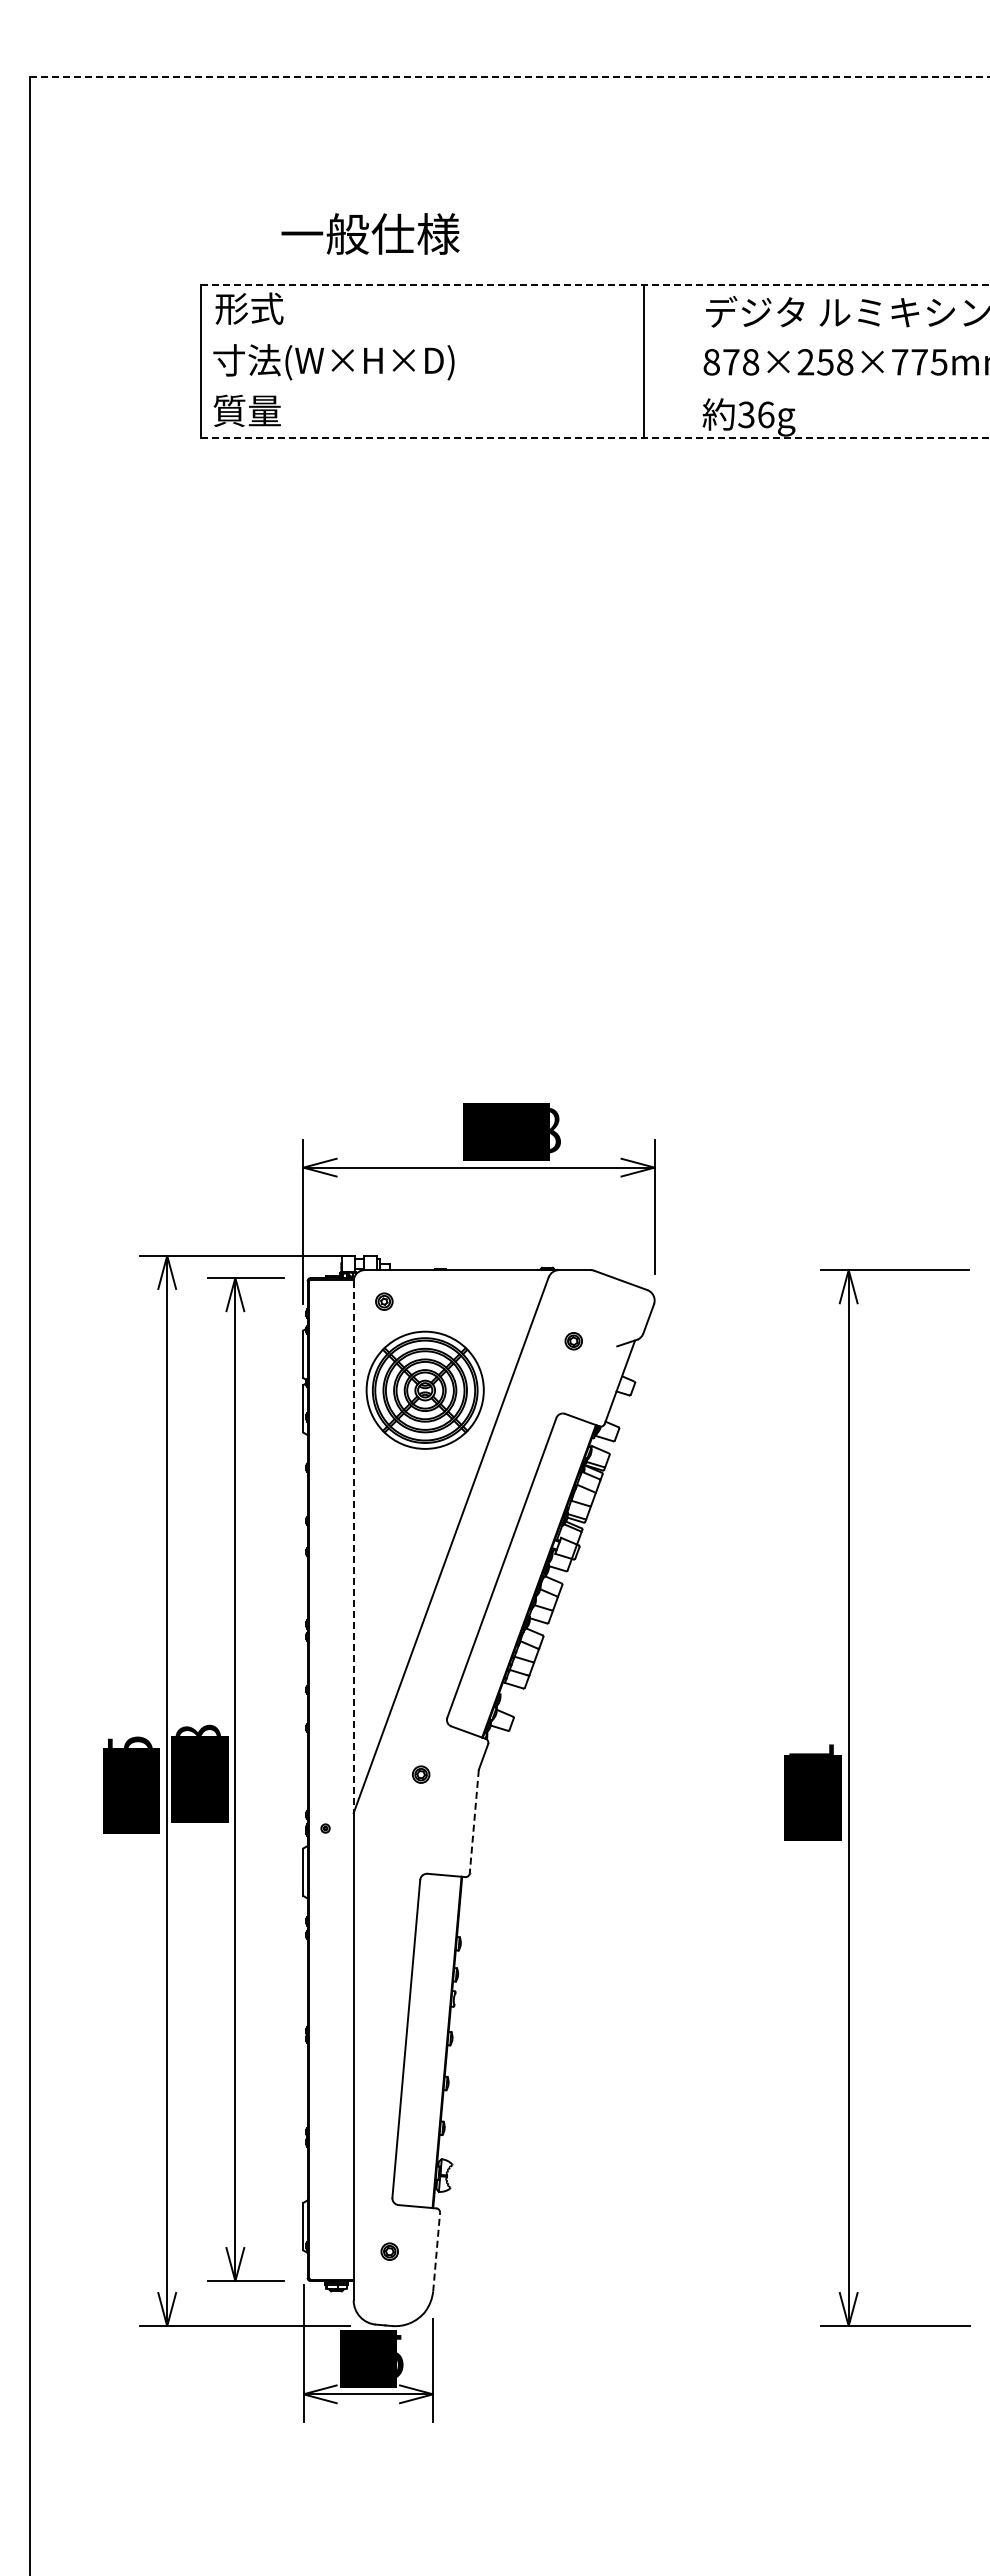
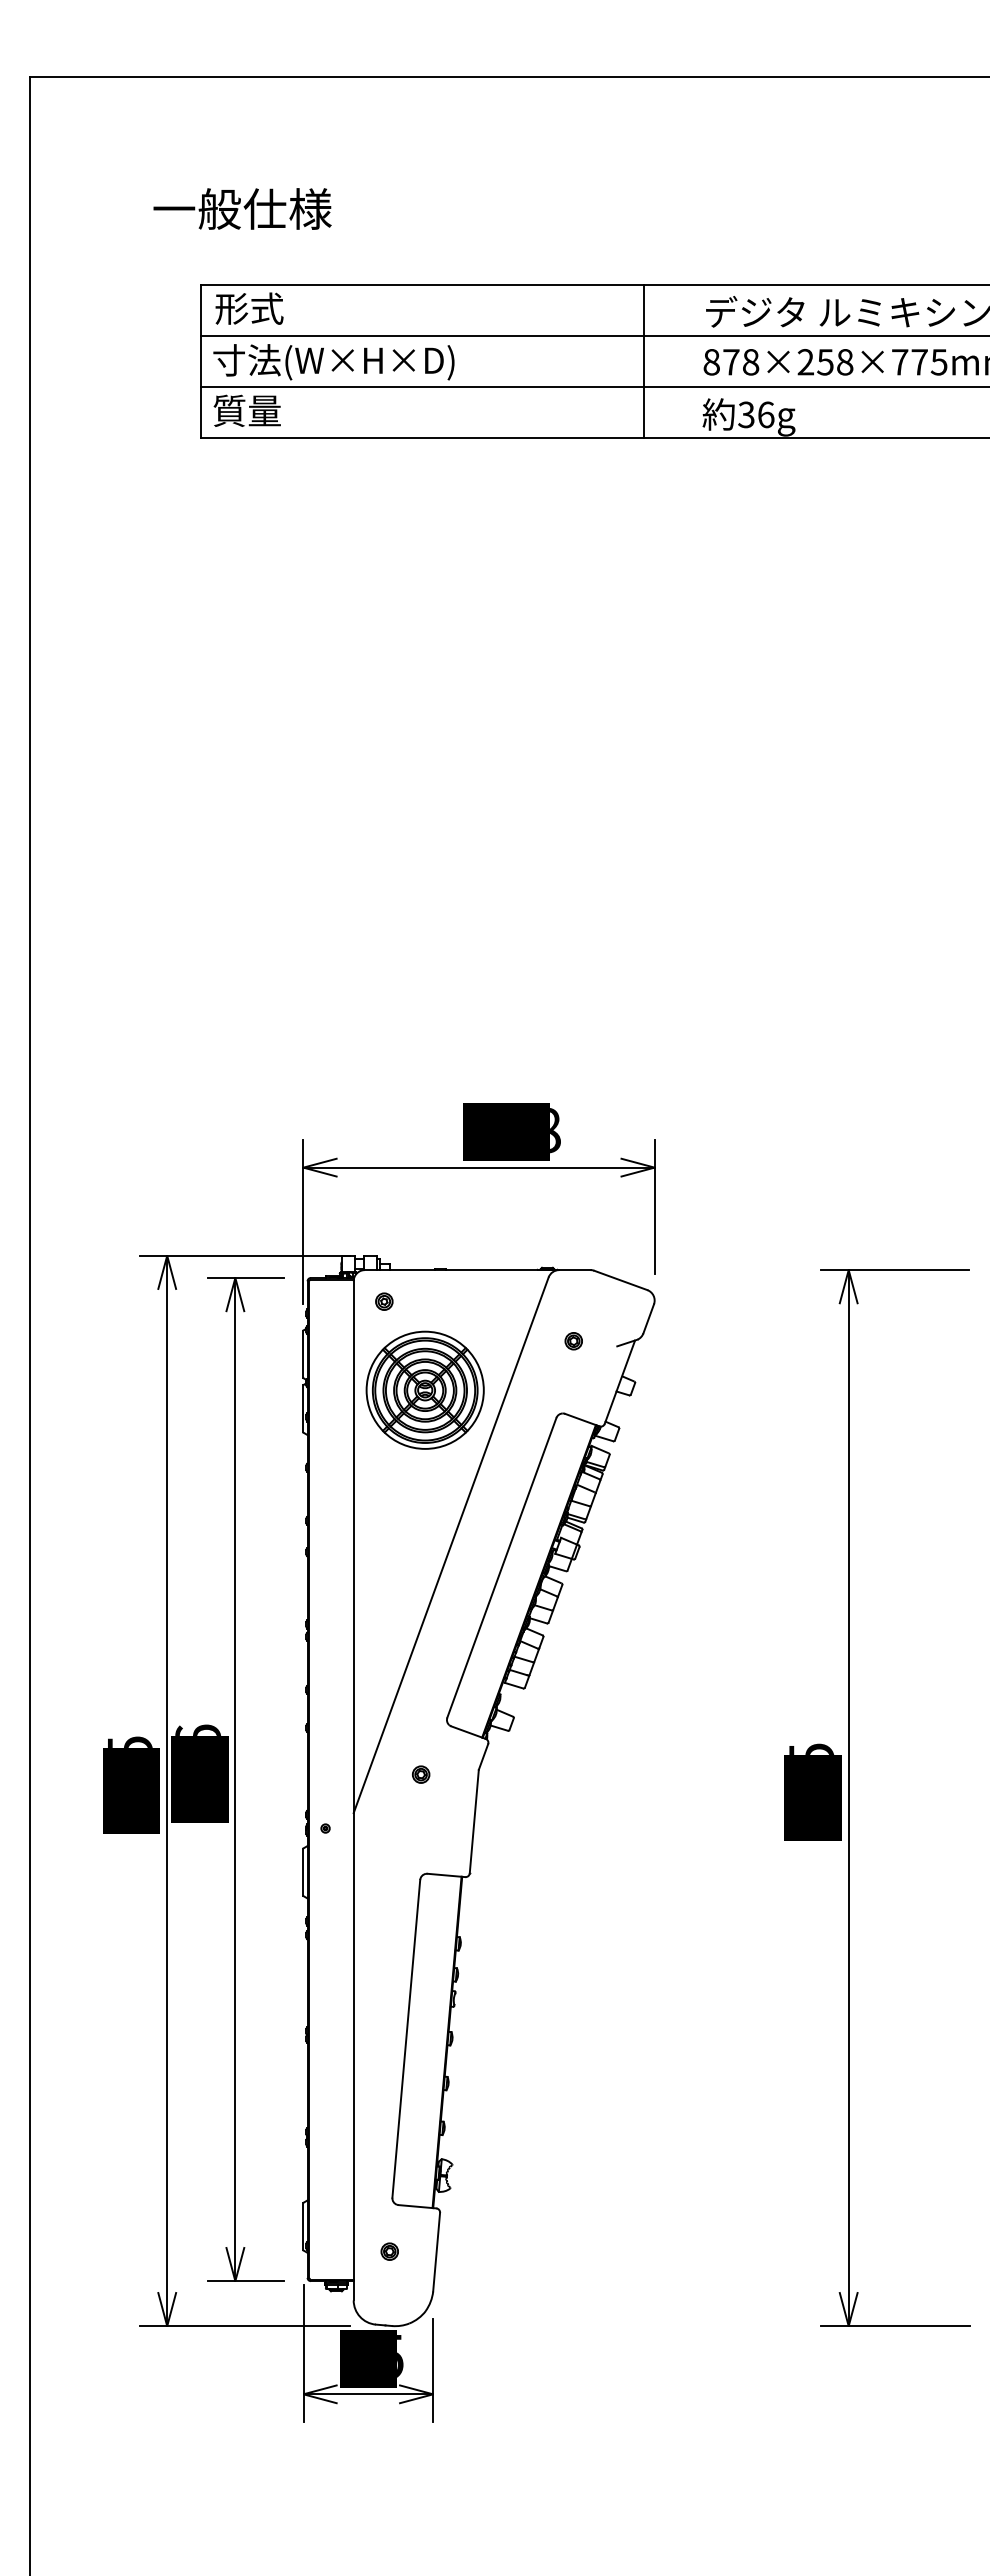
line: dashed -> solid (509, 77)
text position: (370, 233) -> (242, 208) (242, 208)
line: dashed -> solid (595, 285)
line: none -> present (593, 336)
line: none -> present (593, 387)
line: dashed -> solid (595, 438)
line: dashed -> solid (353, 1546)
text: 738 -> 736 (197, 1729)
text: 451 -> 775 (811, 1748)
line: dashed -> solid (474, 1821)
line: dashed -> solid (436, 2252)
